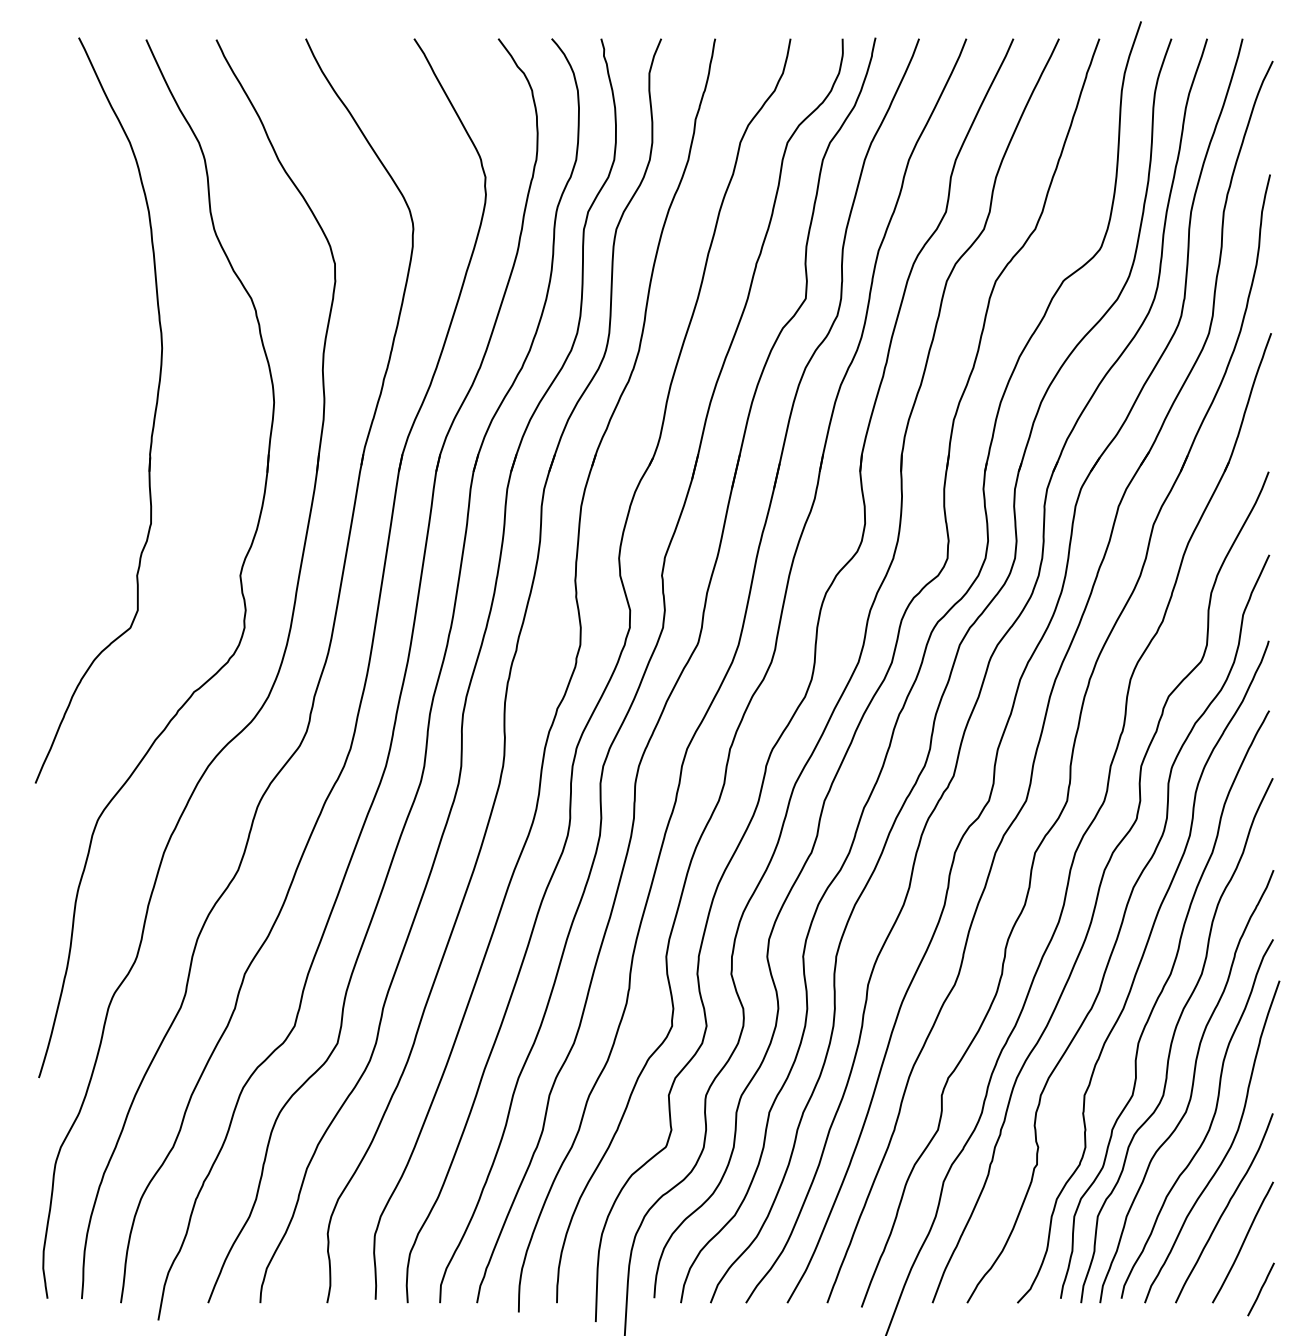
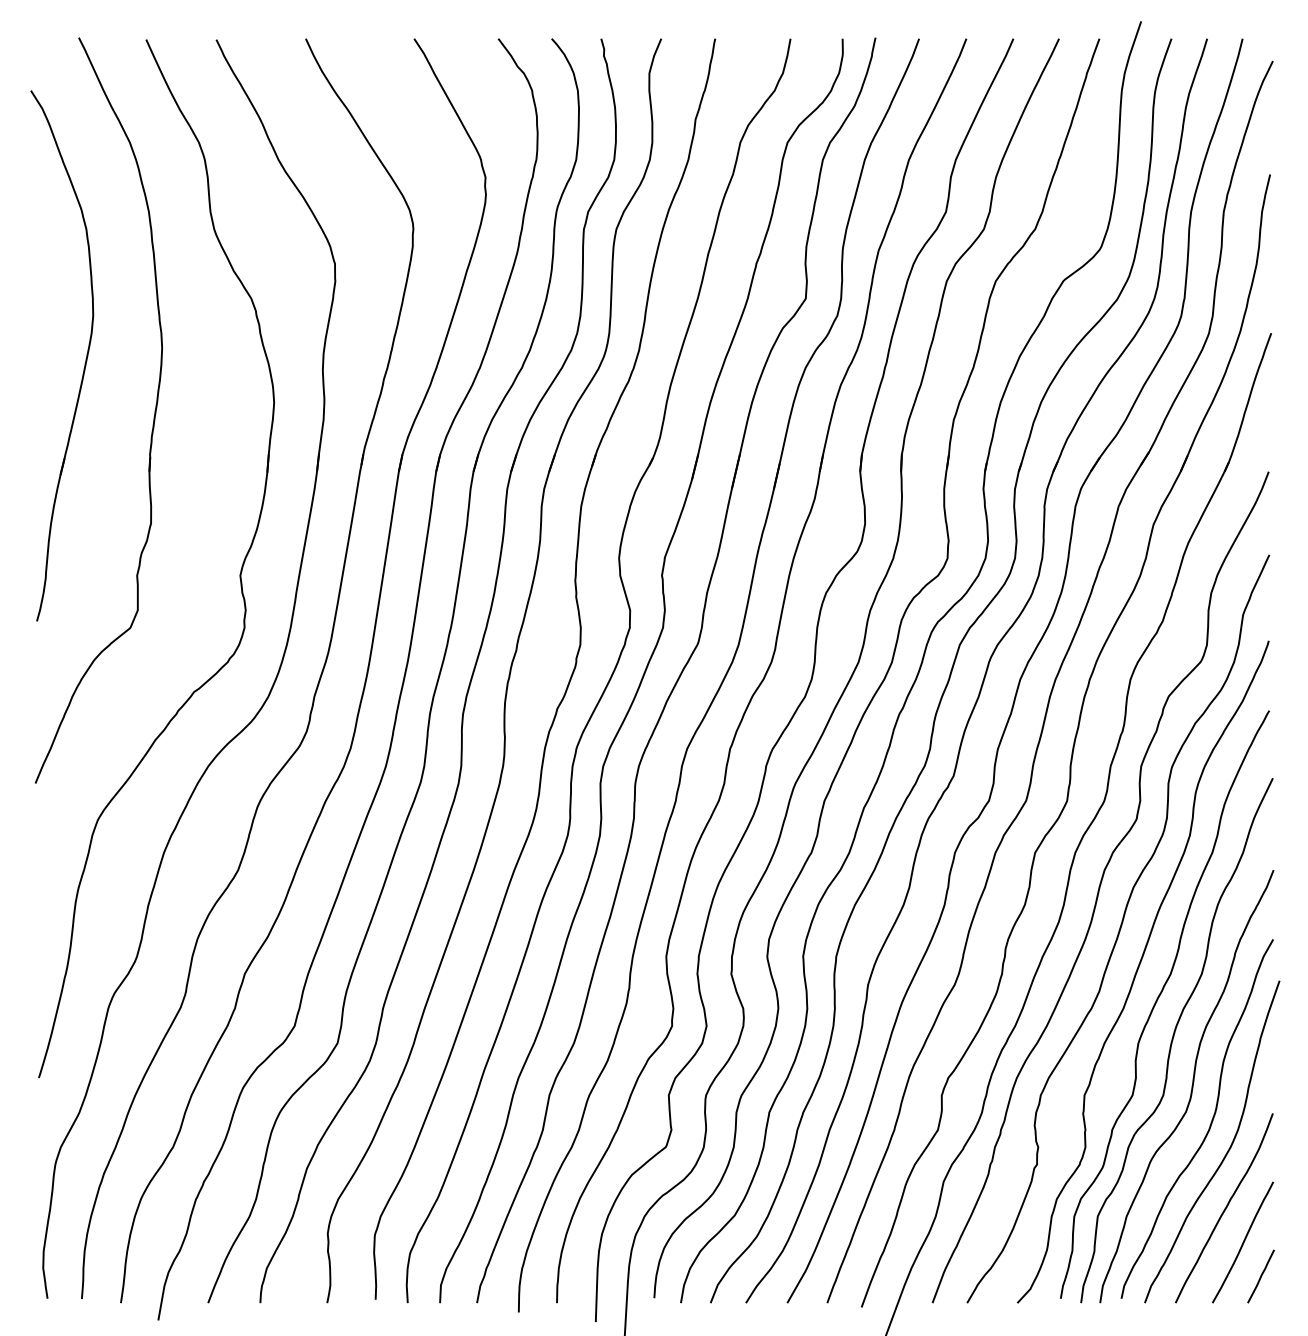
part: none -> present (85, 358)
line position: (1260, 1289) -> (1260, 1276) (1260, 1276)
